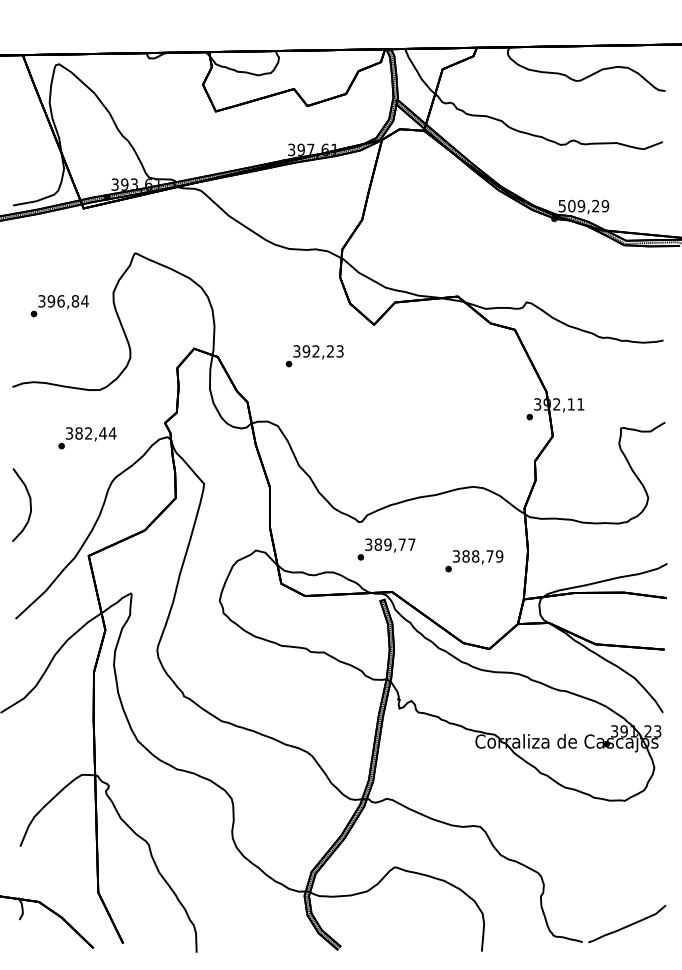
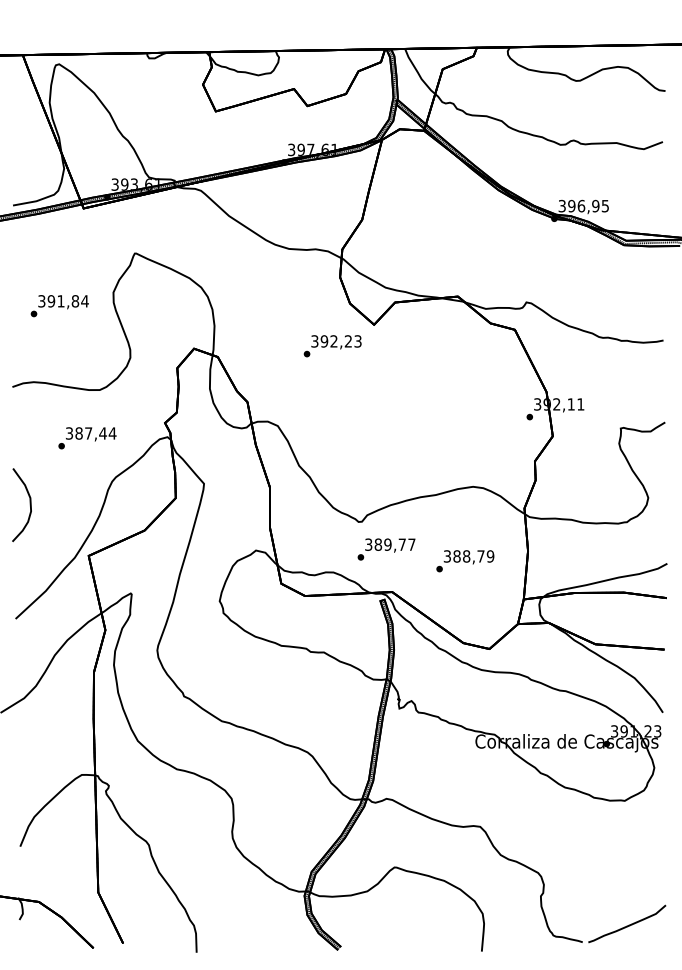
text: 509,29 -> 396,95 (584, 205)
text: 396,84 -> 391,84 (60, 301)
text position: (314, 356) -> (332, 346) (332, 346)
text: 382,44 -> 387,44 (88, 433)
text position: (474, 561) -> (465, 561) (465, 561)
